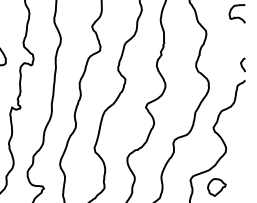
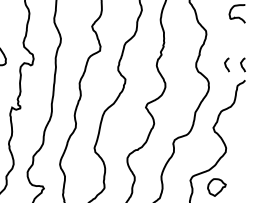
curve: none -> present (226, 64)
